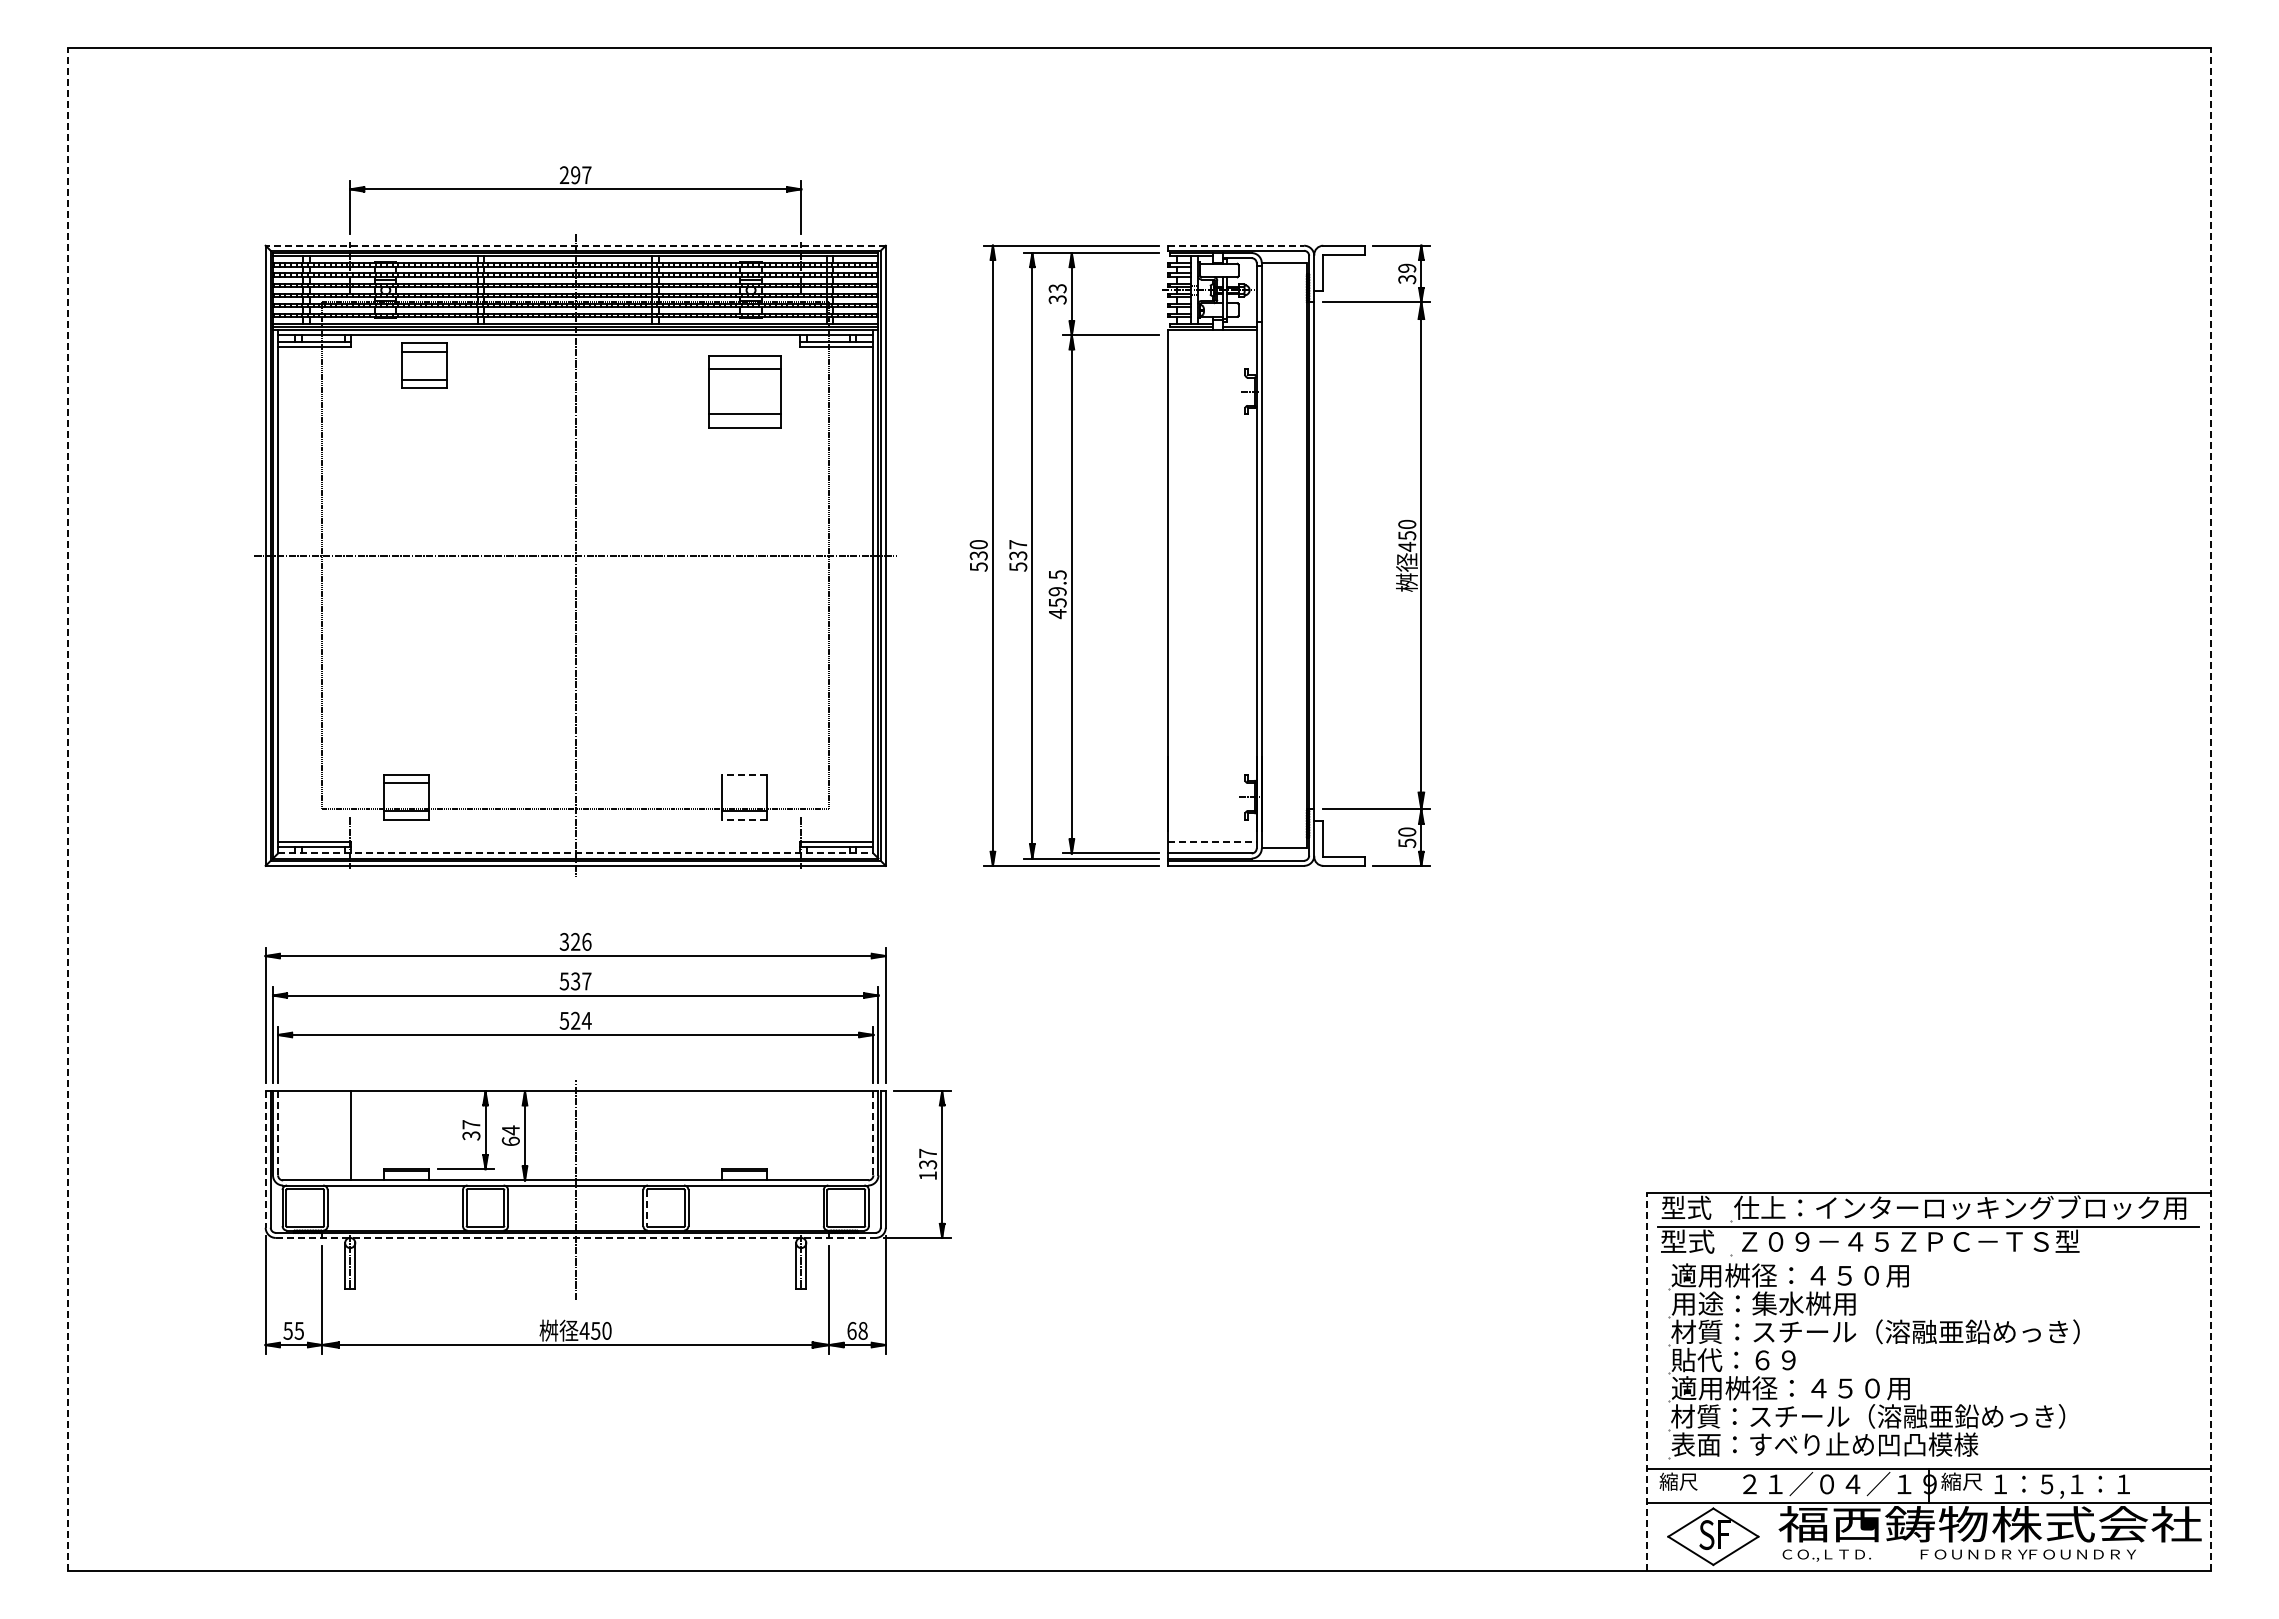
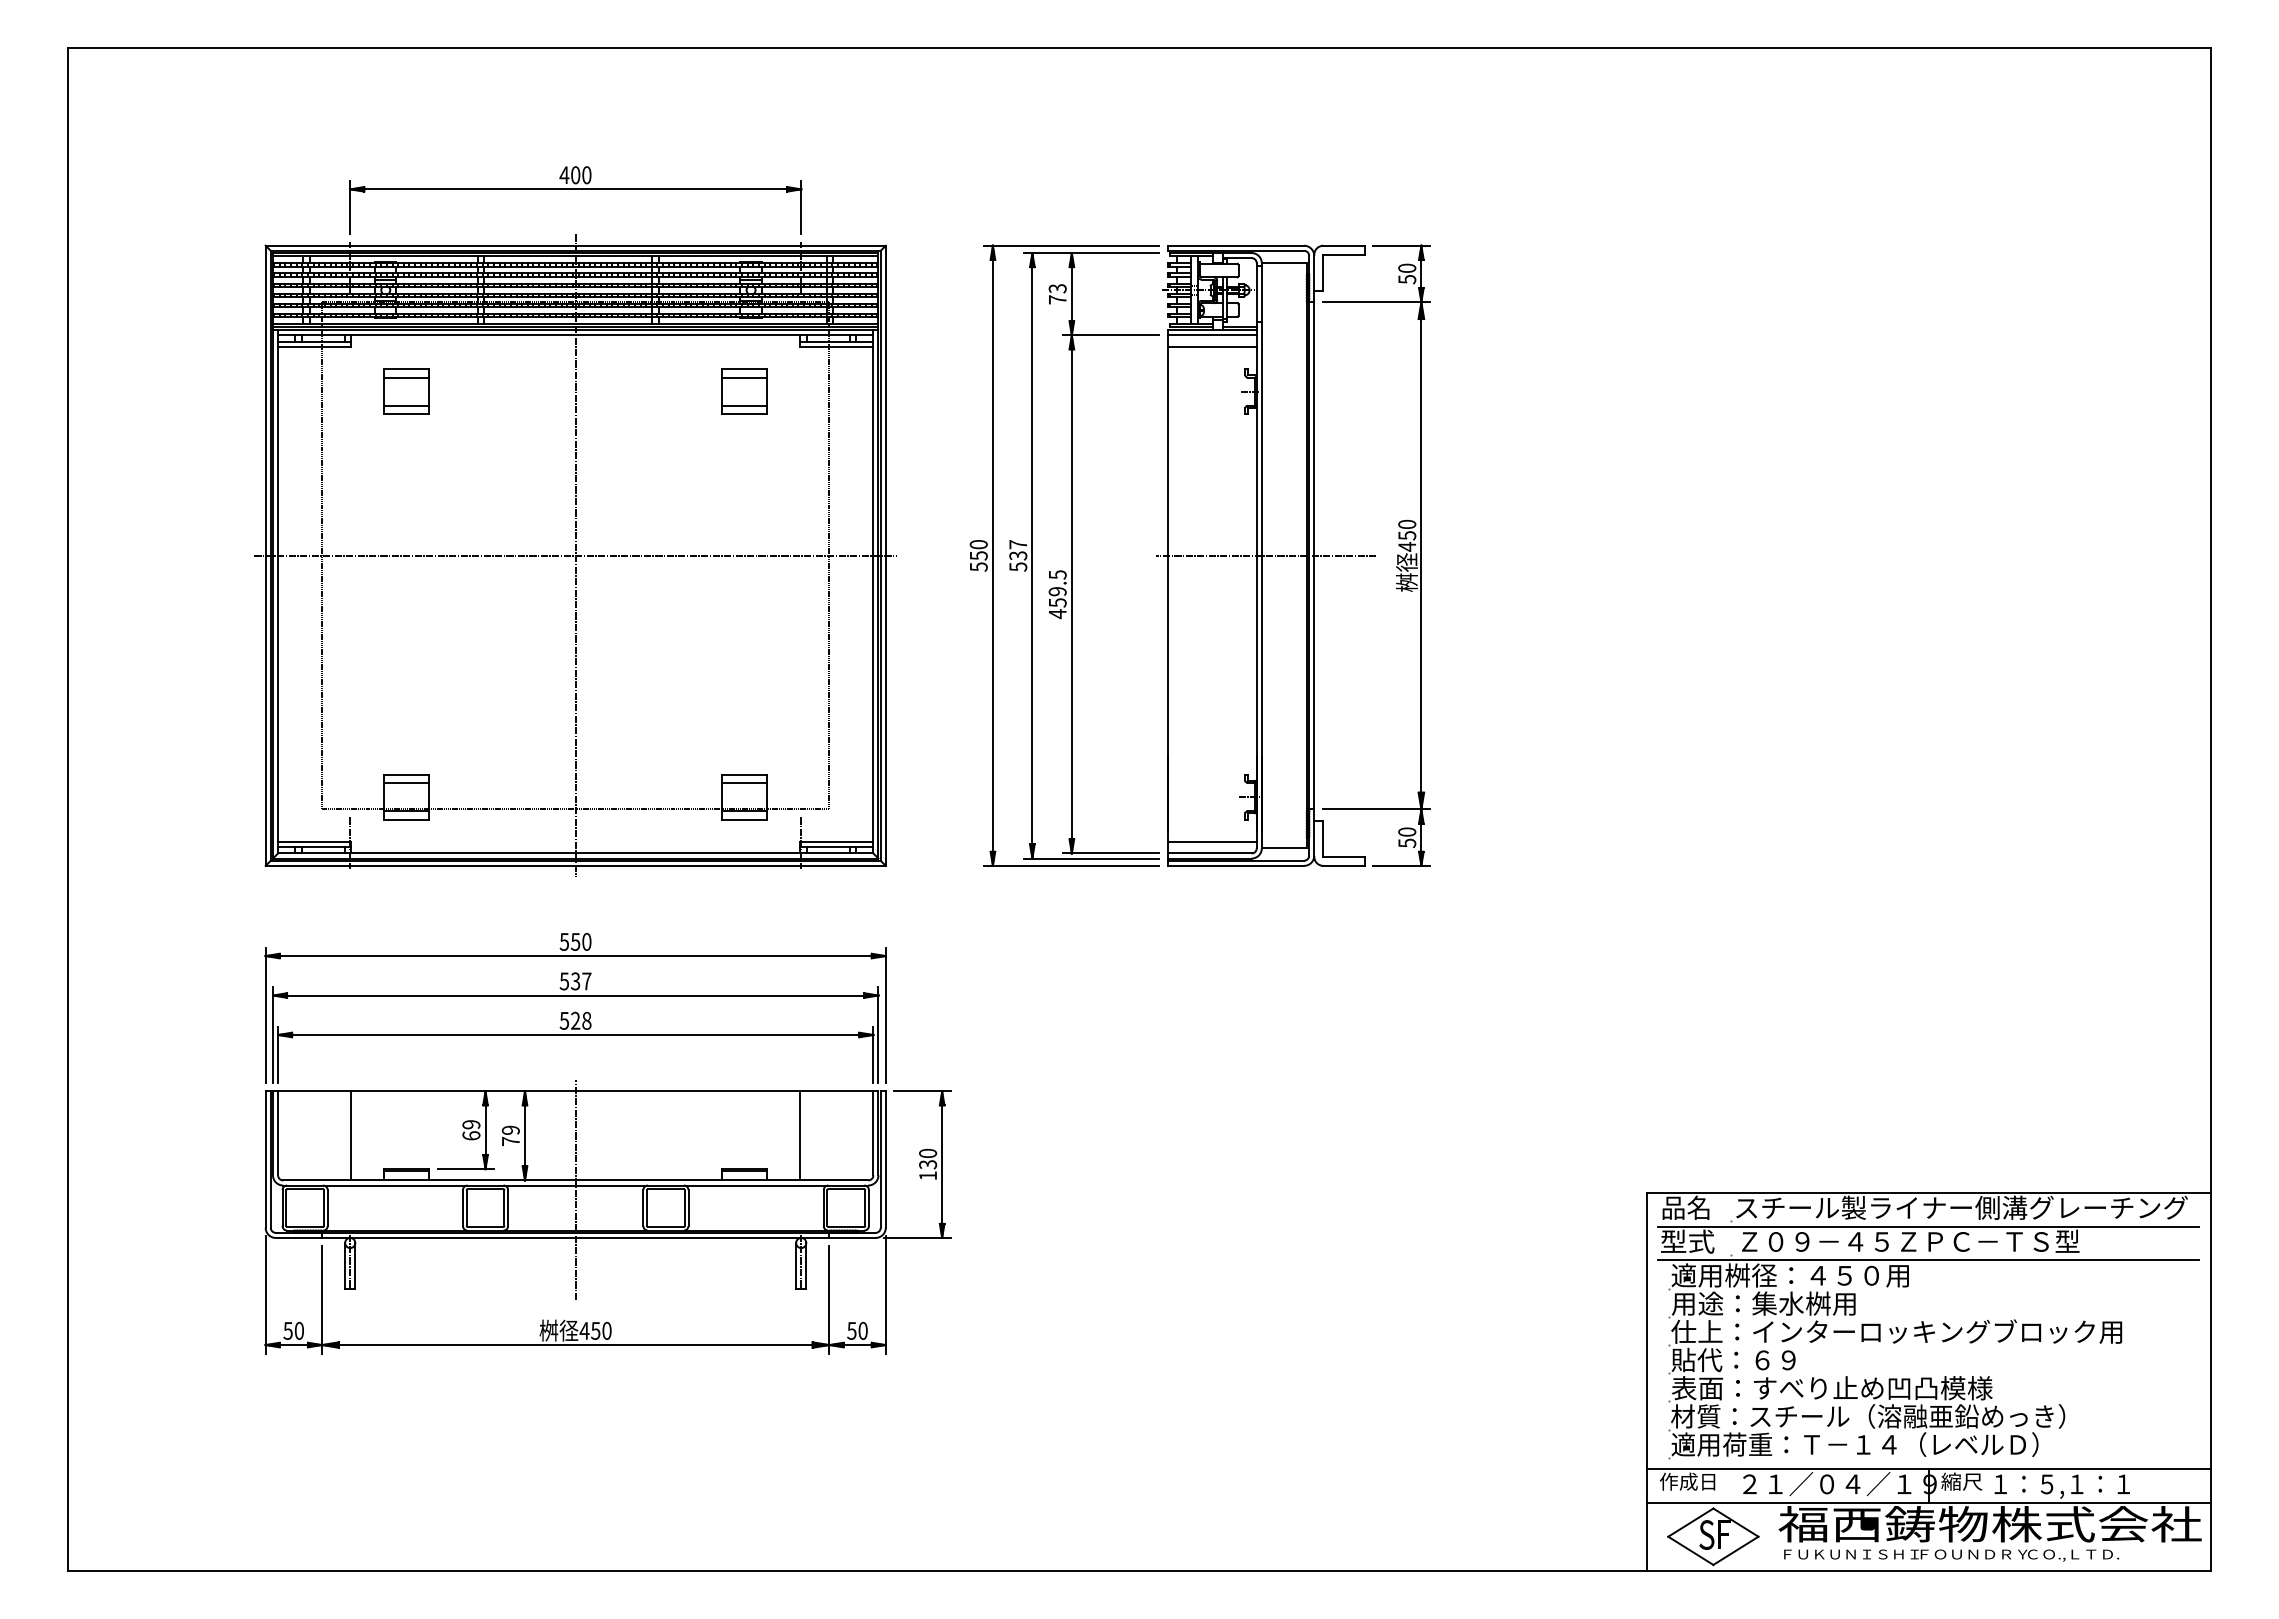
text: 297 -> 400 (575, 175)
line: dashed -> solid (575, 245)
line: dashed -> solid (1236, 245)
text: 39 -> 50 (1407, 273)
text: 33 -> 73 (1057, 299)
line: none -> present (1211, 335)
line: none -> present (1211, 347)
part position: (424, 365) -> (406, 391) (406, 391)
part size: 74x74 px -> 47x47 px (744, 391)
text: 530 -> 550 (978, 555)
line: none -> present (1266, 555)
line: dashed -> solid (744, 774)
line: none -> present (744, 783)
line: dashed -> solid (68, 809)
line: dashed -> solid (2210, 809)
line: dashed -> solid (744, 819)
line: dashed -> solid (1212, 841)
line: dashed -> solid (575, 853)
text: 326 -> 550 (575, 941)
text: 524 -> 528 (586, 1020)
text: 37 -> 69 (471, 1130)
line: dashed -> solid (278, 1133)
line: dashed -> solid (873, 1133)
text: 64 -> 79 (510, 1135)
line: none -> present (800, 1135)
text: 137 -> 130 (928, 1152)
line: dashed -> solid (265, 1160)
text: 型式 -> 品名 (1686, 1207)
text: 仕上：インターロッキングブロック用 -> スチール製ライナー側溝グレーチング (1960, 1207)
line: dashed -> solid (647, 1208)
line: dashed -> solid (575, 1237)
line: none -> present (1928, 1260)
text: 55 -> 50 (298, 1330)
text: 68 -> 50 (857, 1330)
text: 材質：スチール（溶融亜鉛めっき） -> 仕上：インターロッキングブロック用 (1896, 1331)
line: dashed -> solid (1646, 1381)
text: 適用桝径：４５０用 -> 表面：すべり止め凹凸模様 (1831, 1388)
text: 表面：すべり止め凹凸模様 -> 適用荷重：Ｔ－１４（レベルＤ） (1854, 1444)
text: 縮尺 -> 作成日 (1687, 1481)
text: ＣＯ.,ＬＴＤ. -> ＦＵＫＵＮＩＳＨＩ (1850, 1555)
text: ＦＯＵＮＤＲＹ -> ＣＯ.,ＬＴＤ. (2081, 1555)
